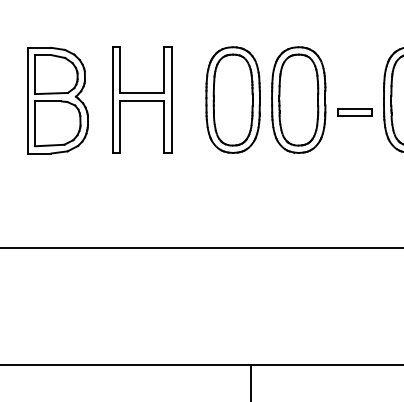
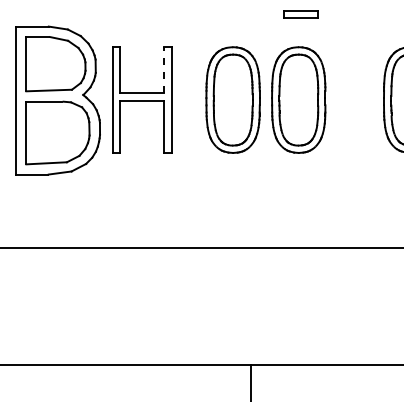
line: solid -> dashed (164, 70)
part size: 62x108 px -> 86x151 px (57, 100)
part position: (354, 112) -> (300, 14) (300, 14)
